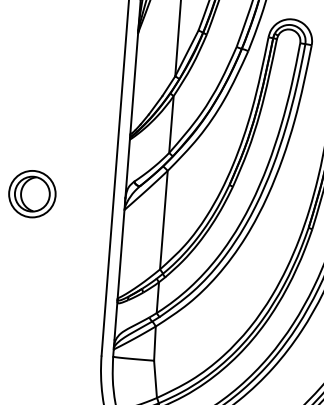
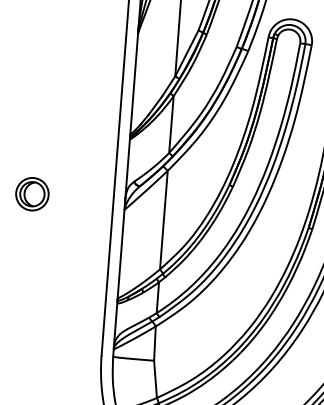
part size: 49x49 px -> 35x35 px (32, 194)
